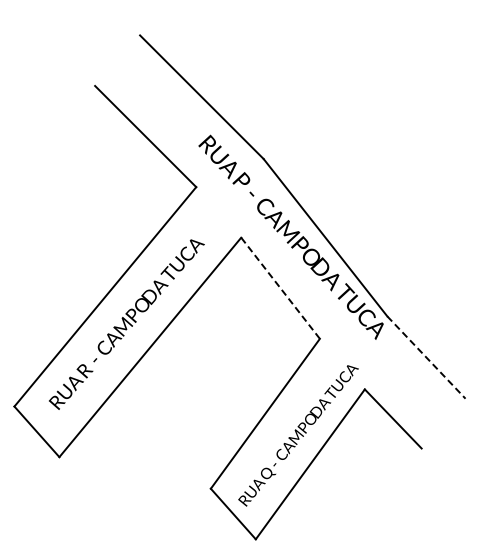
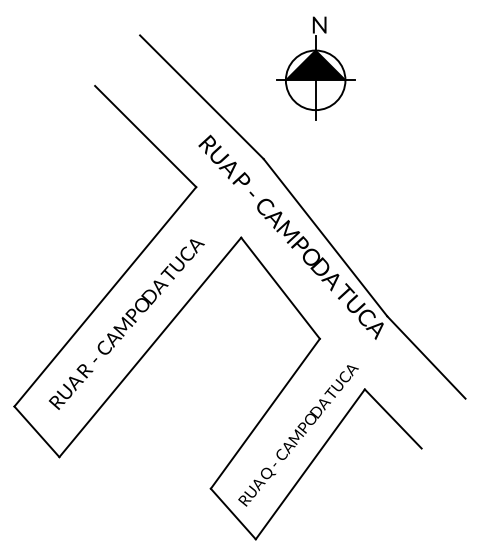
part: none -> present (315, 68)
line: dashed -> solid (280, 287)
line: dashed -> solid (426, 357)
